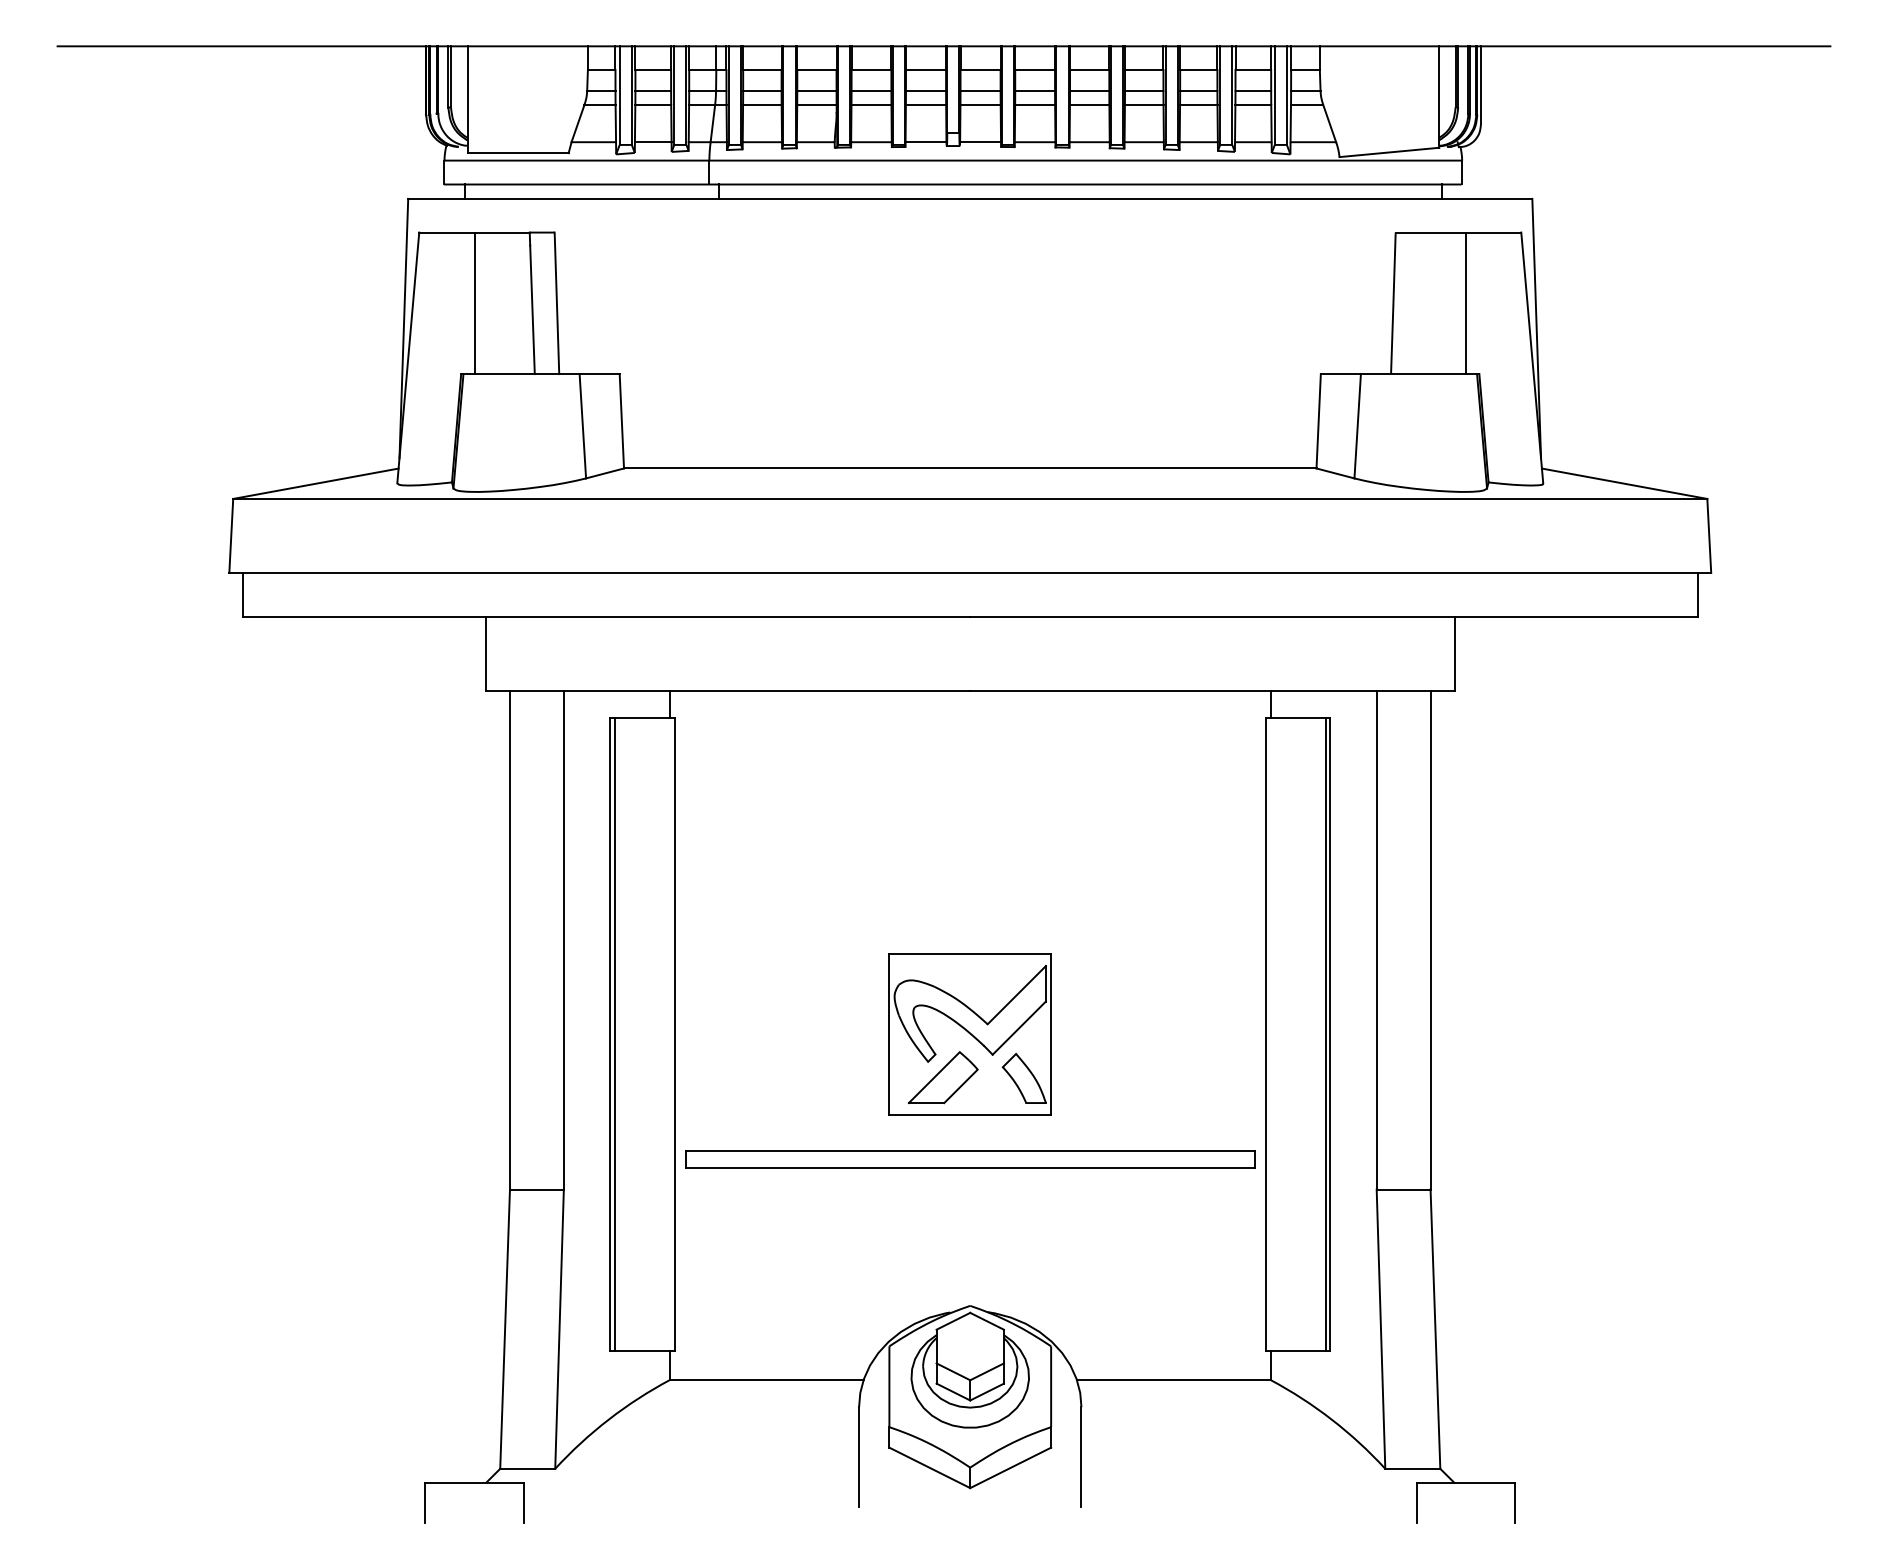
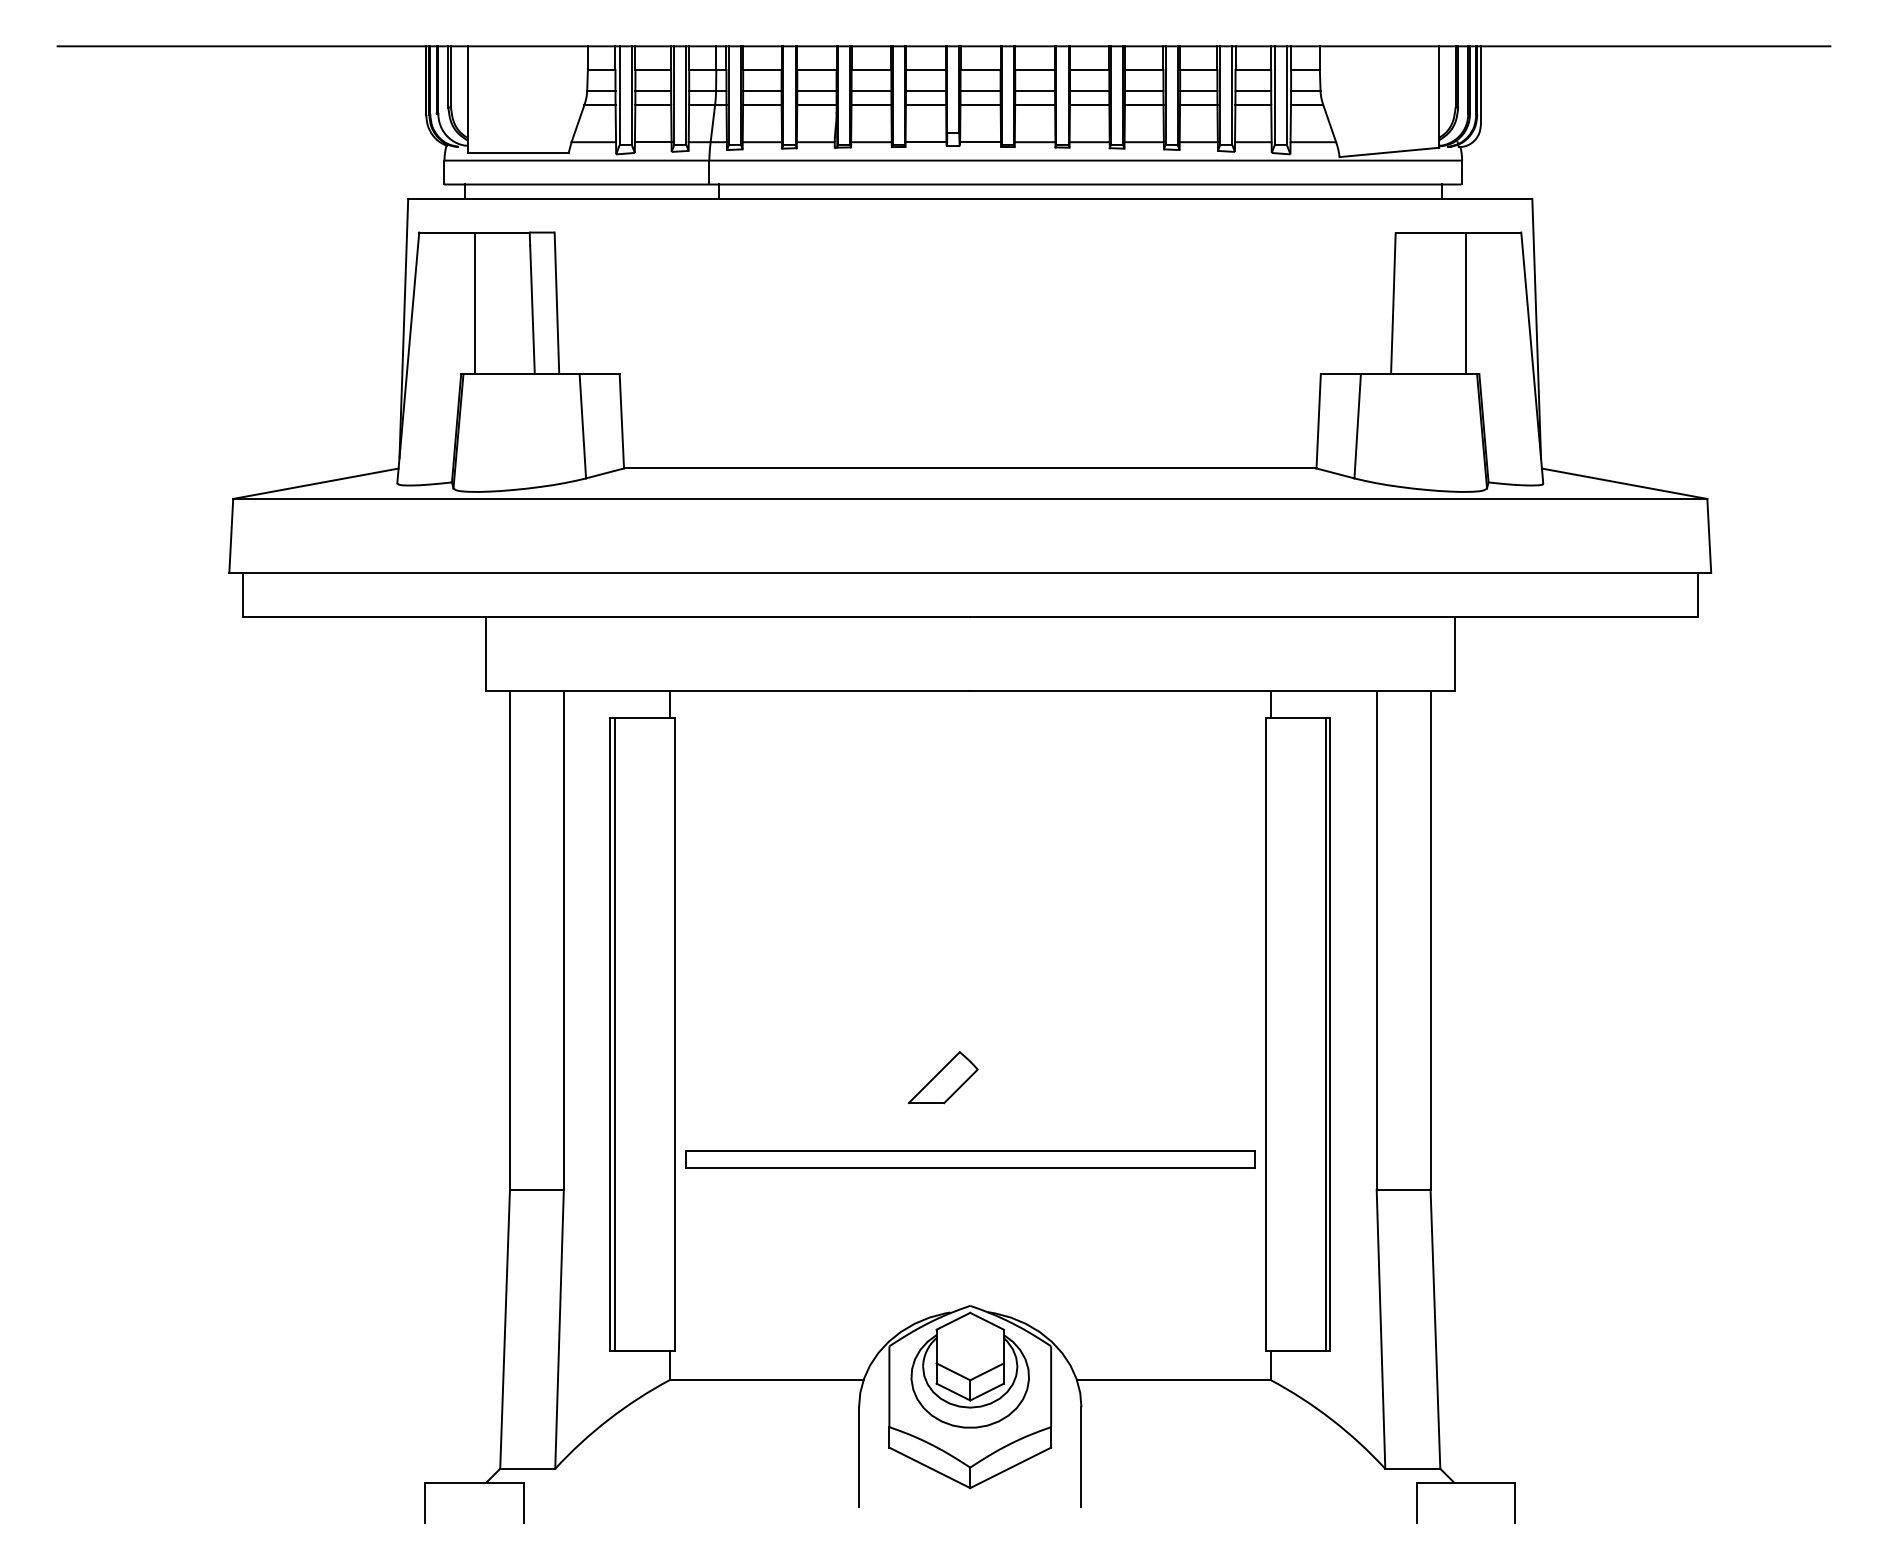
part: present -> none (969, 1034)
